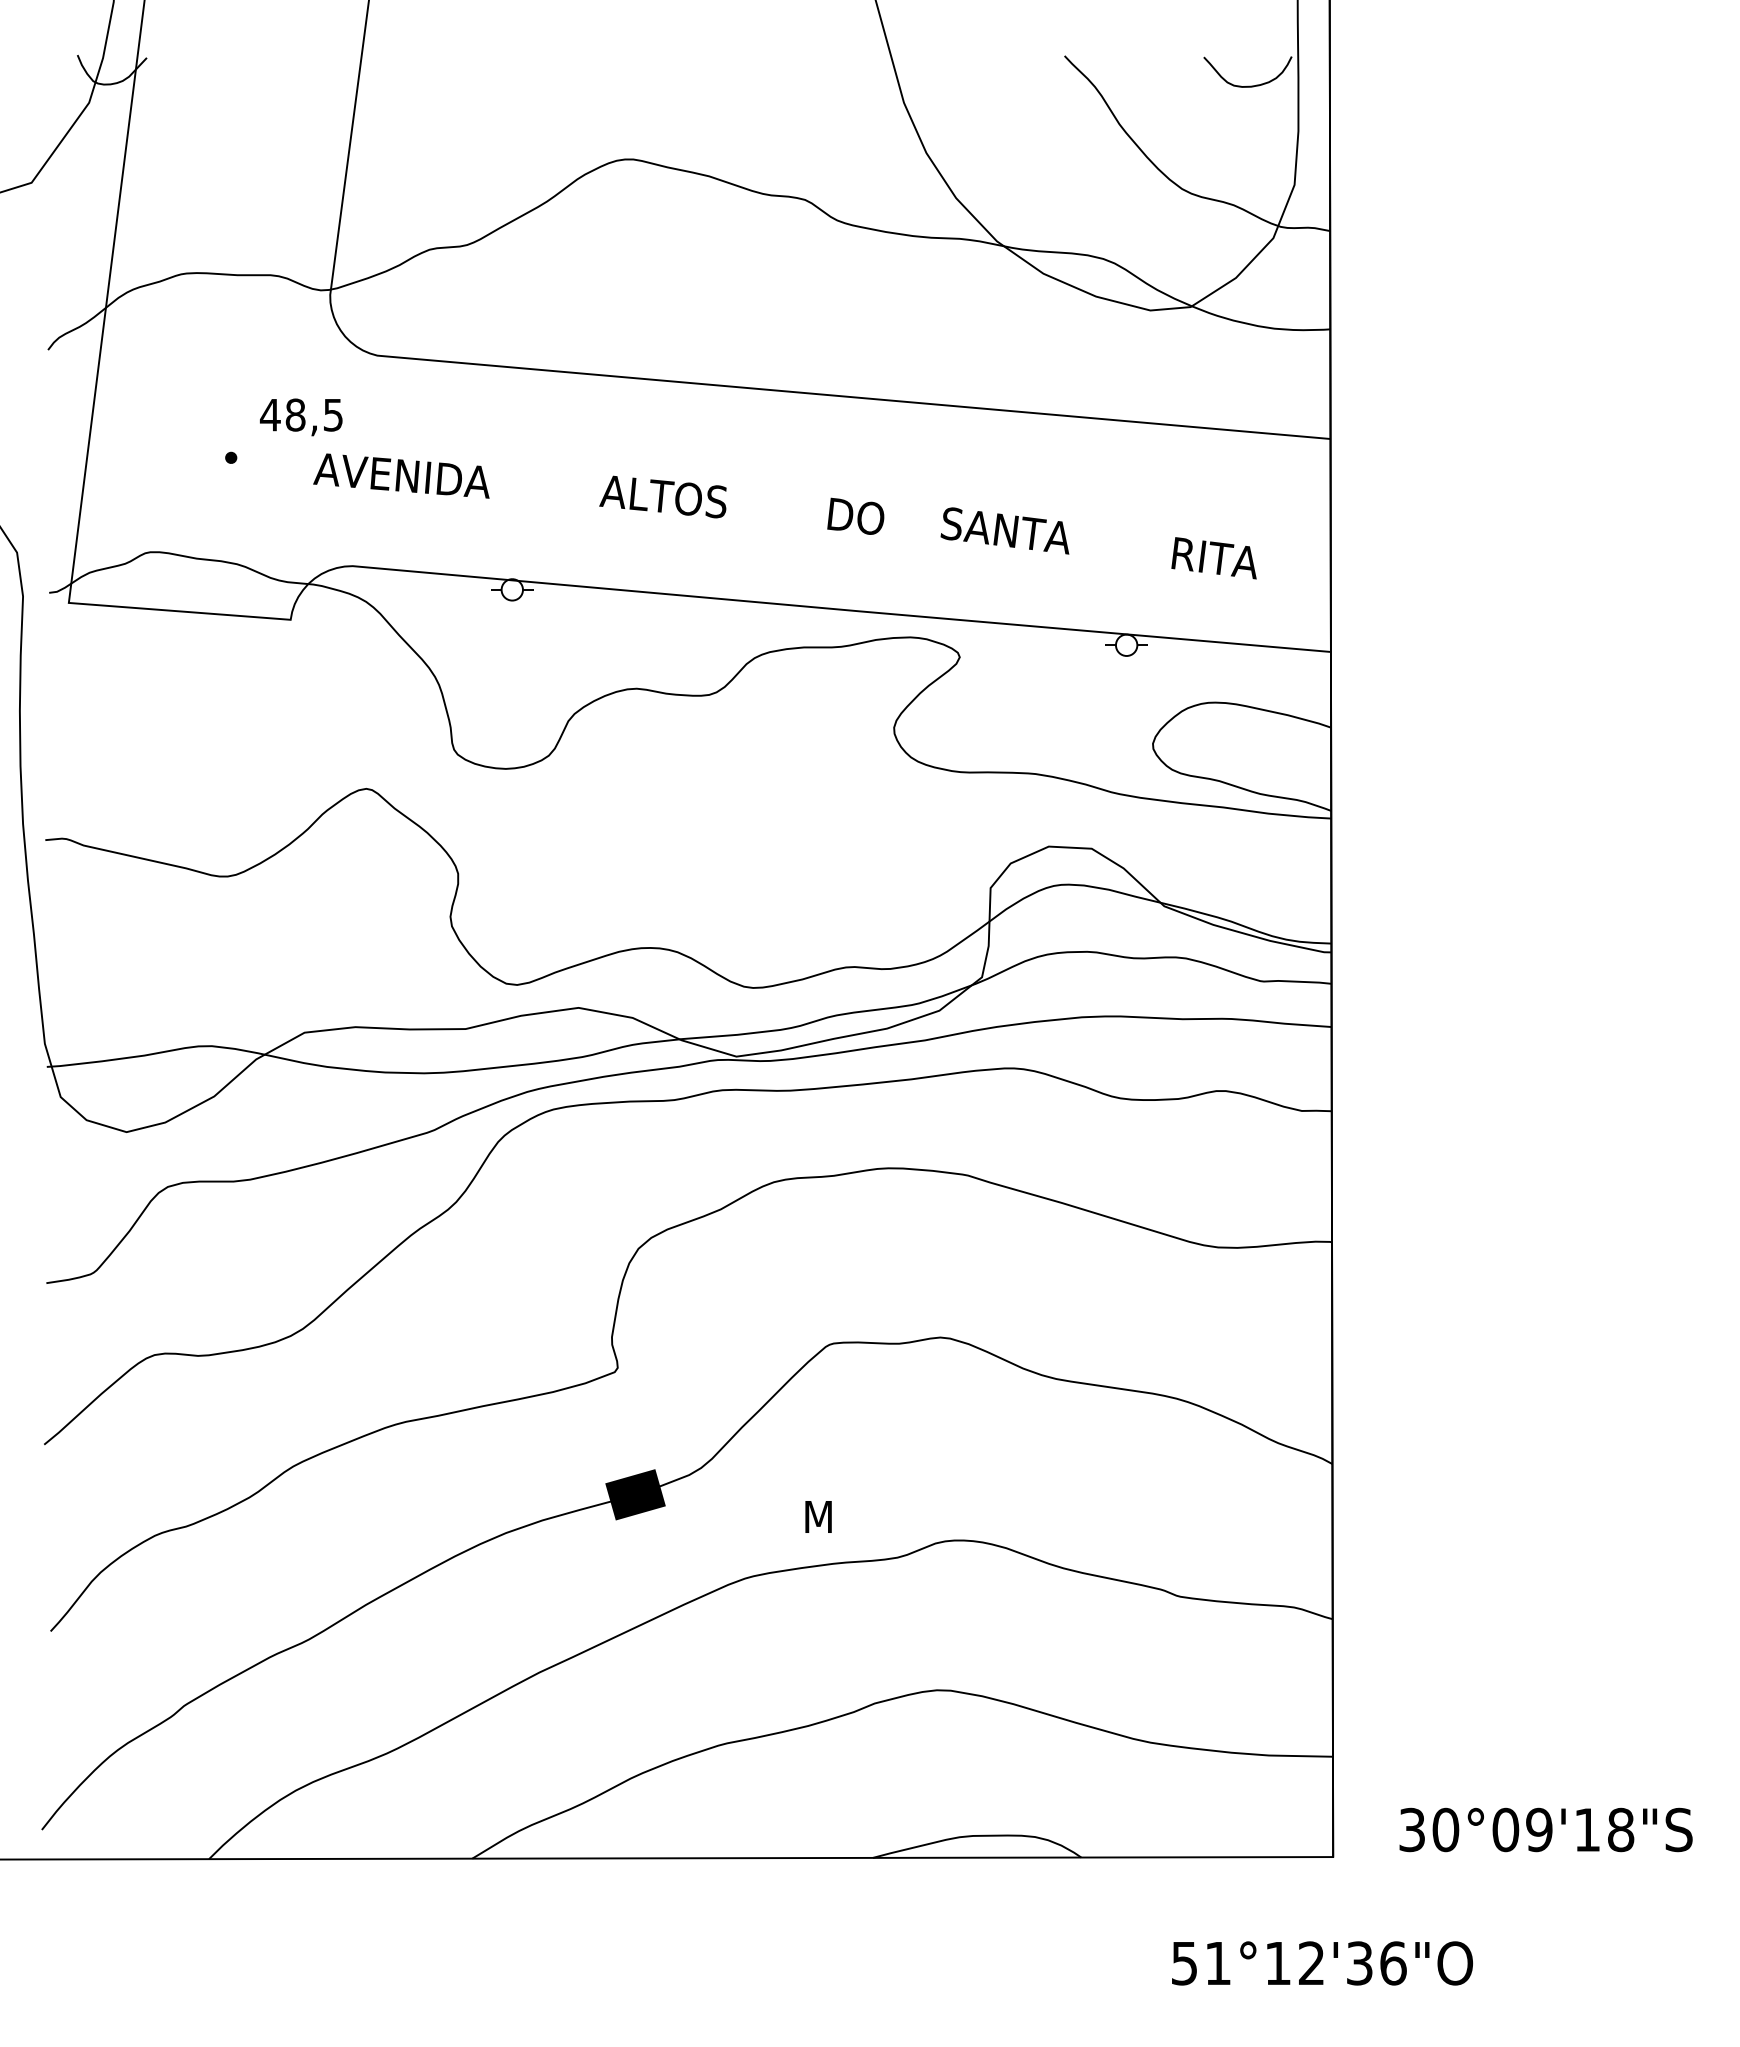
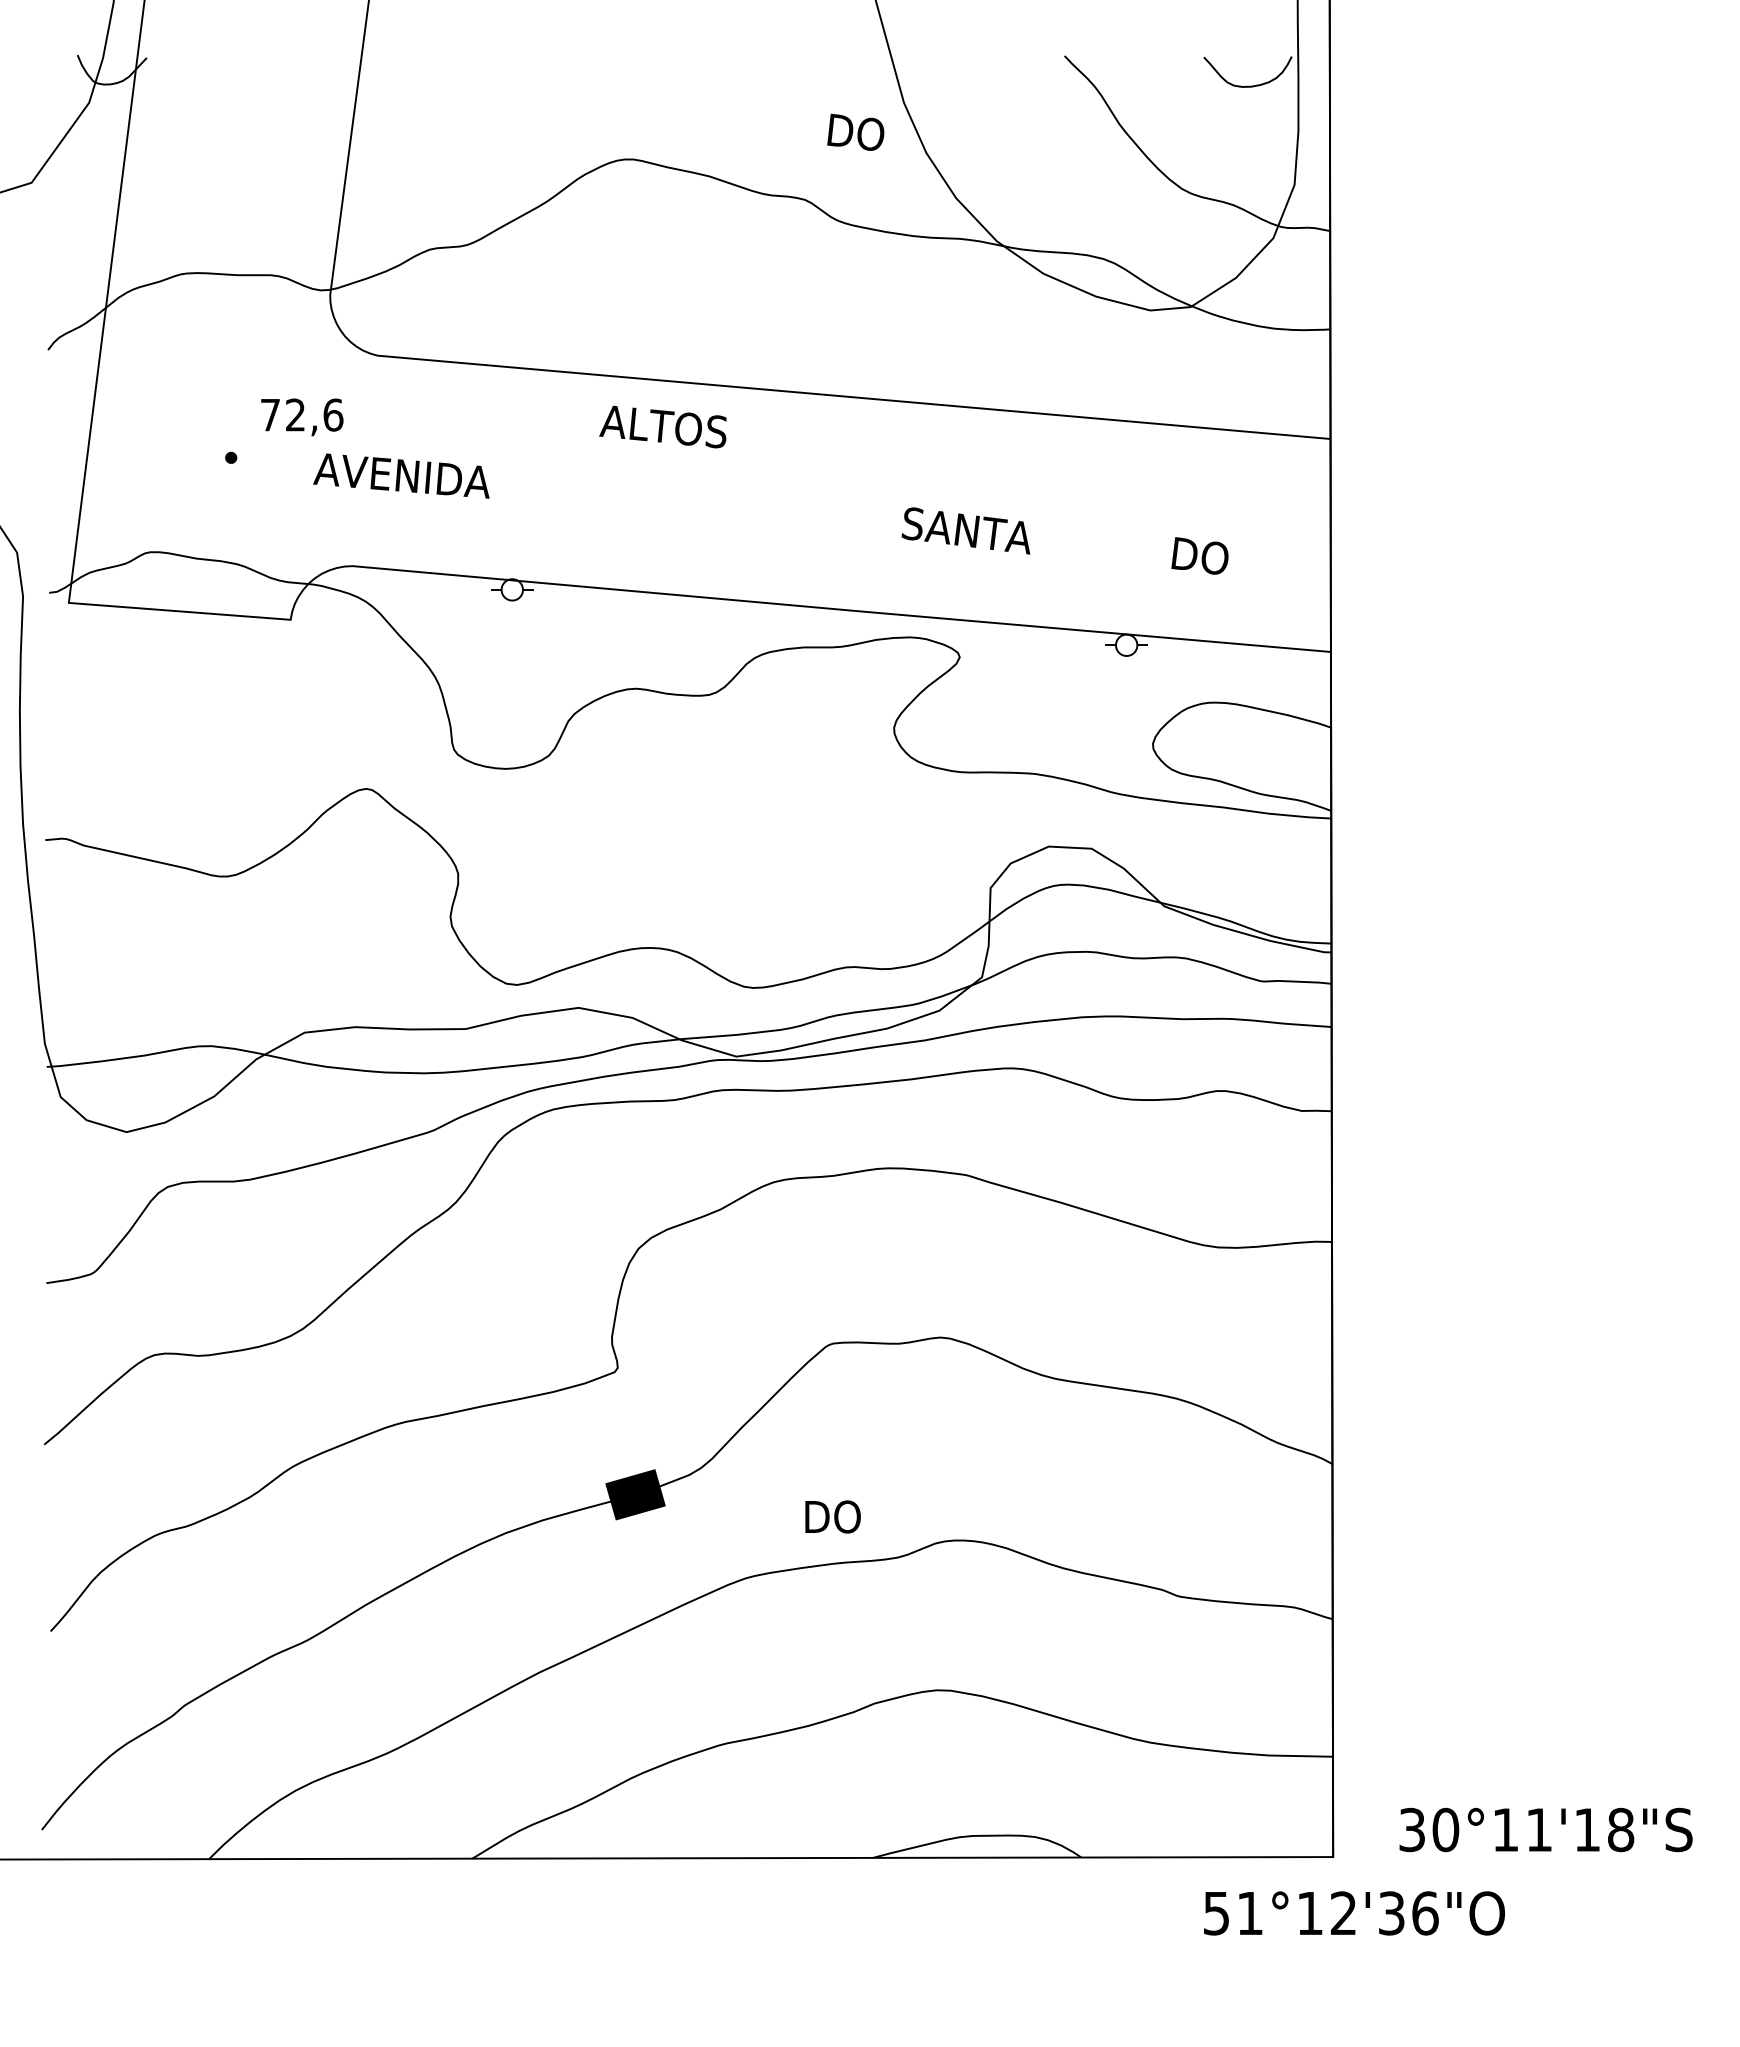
text: 48,5 -> 72,6 (301, 414)
text position: (662, 496) -> (662, 426) (662, 426)
text position: (855, 515) -> (855, 131) (855, 131)
text position: (1004, 530) -> (965, 530) (965, 530)
text: RITA -> DO (1215, 559)
text: M -> DO (834, 1516)
text: 30°09'18"S -> 30°11'18"S (1522, 1829)
text position: (1322, 1963) -> (1354, 1913) (1354, 1913)
